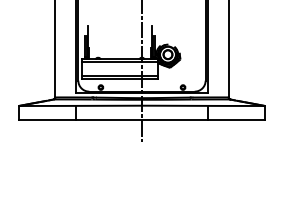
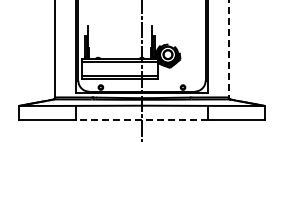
line: solid -> dashed (228, 49)
line: solid -> dashed (142, 119)
